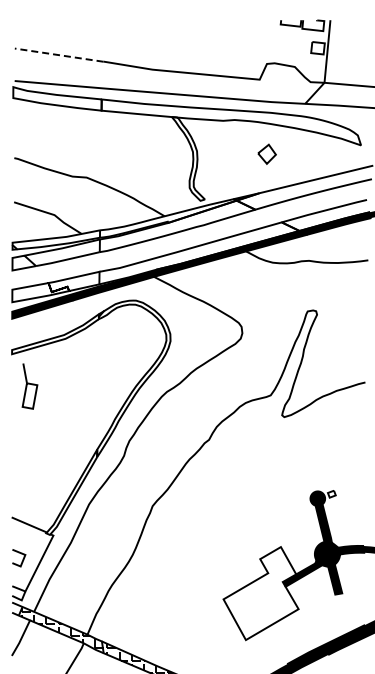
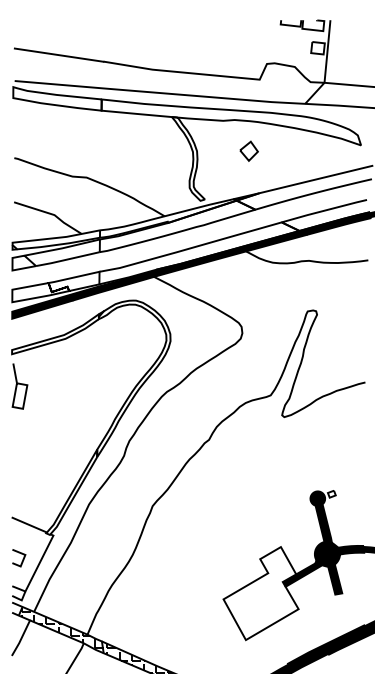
line: dashed -> solid (59, 55)
part position: (266, 153) -> (248, 150) (248, 150)
curve position: (29, 384) -> (19, 384) (19, 384)
